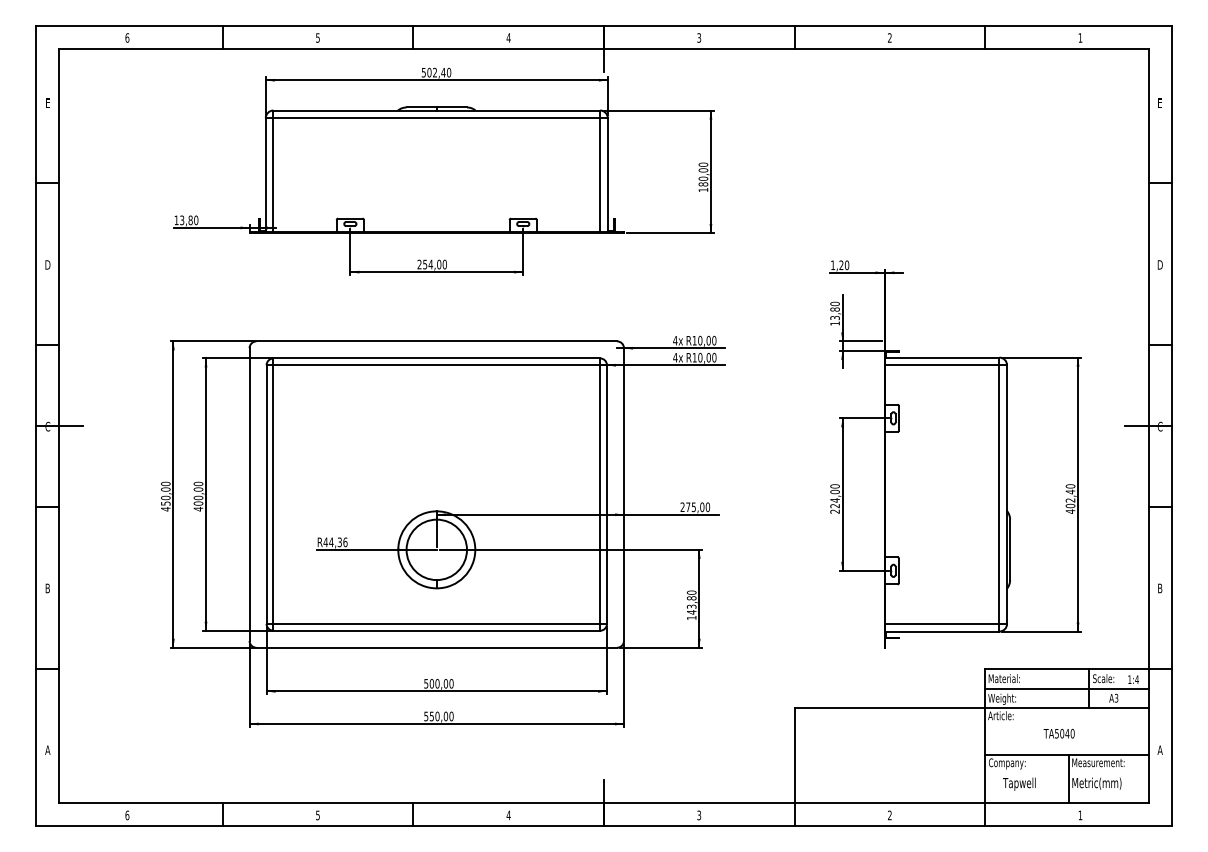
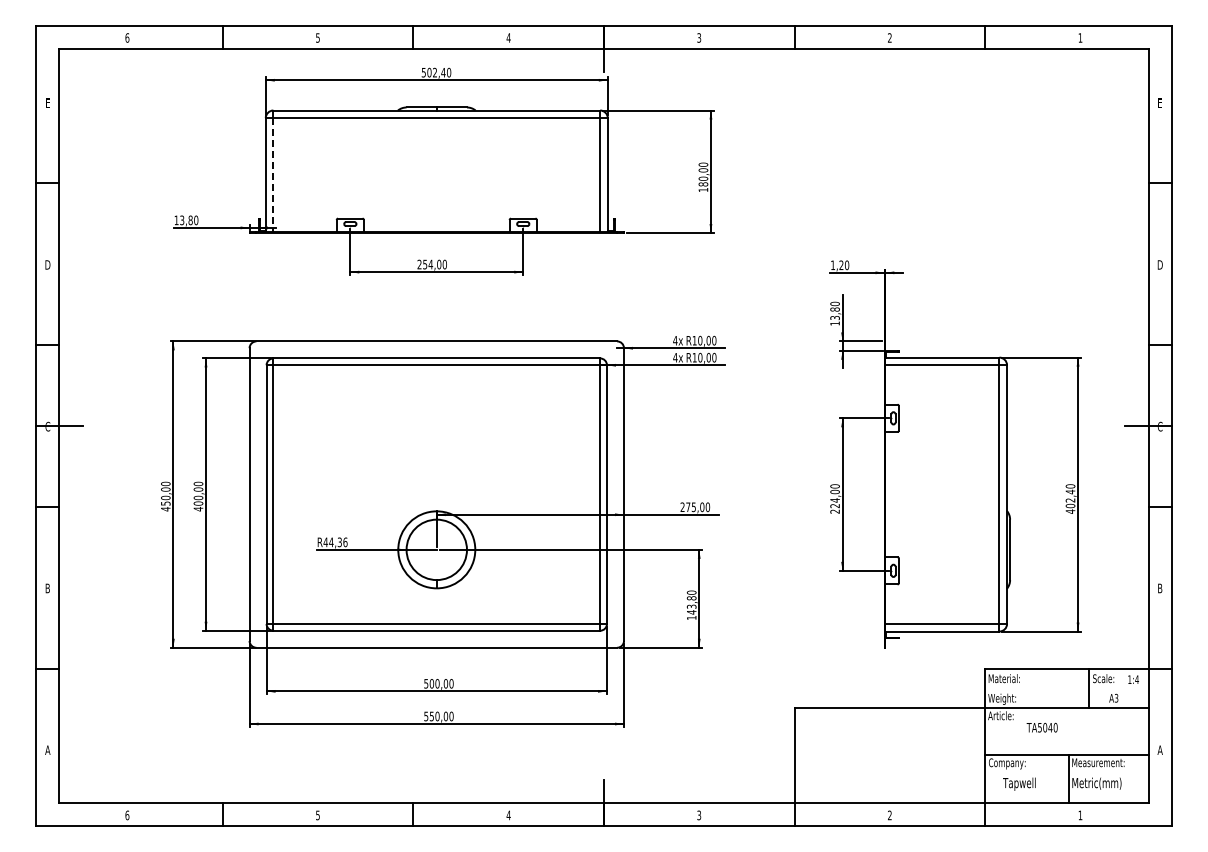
line: solid -> dashed (273, 175)
line: present -> none (1066, 688)
text position: (1058, 733) -> (1041, 727) (1041, 727)
